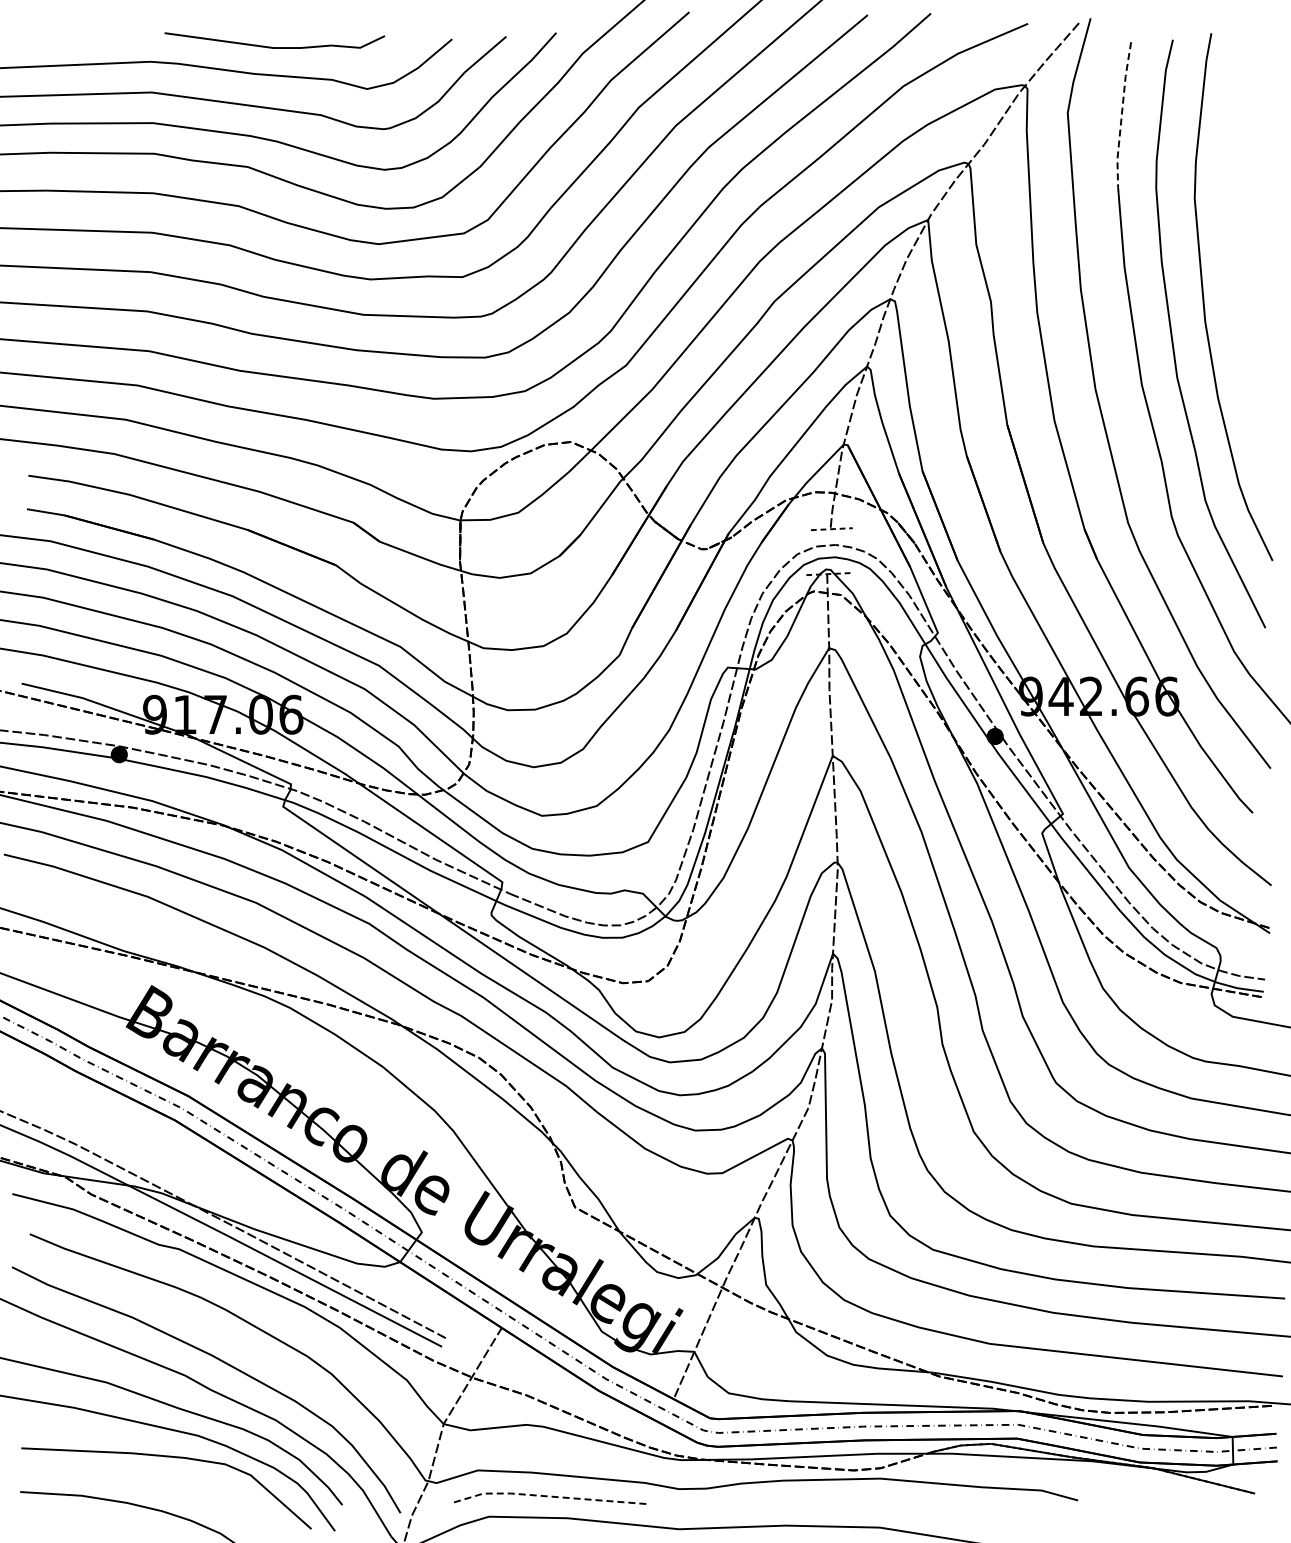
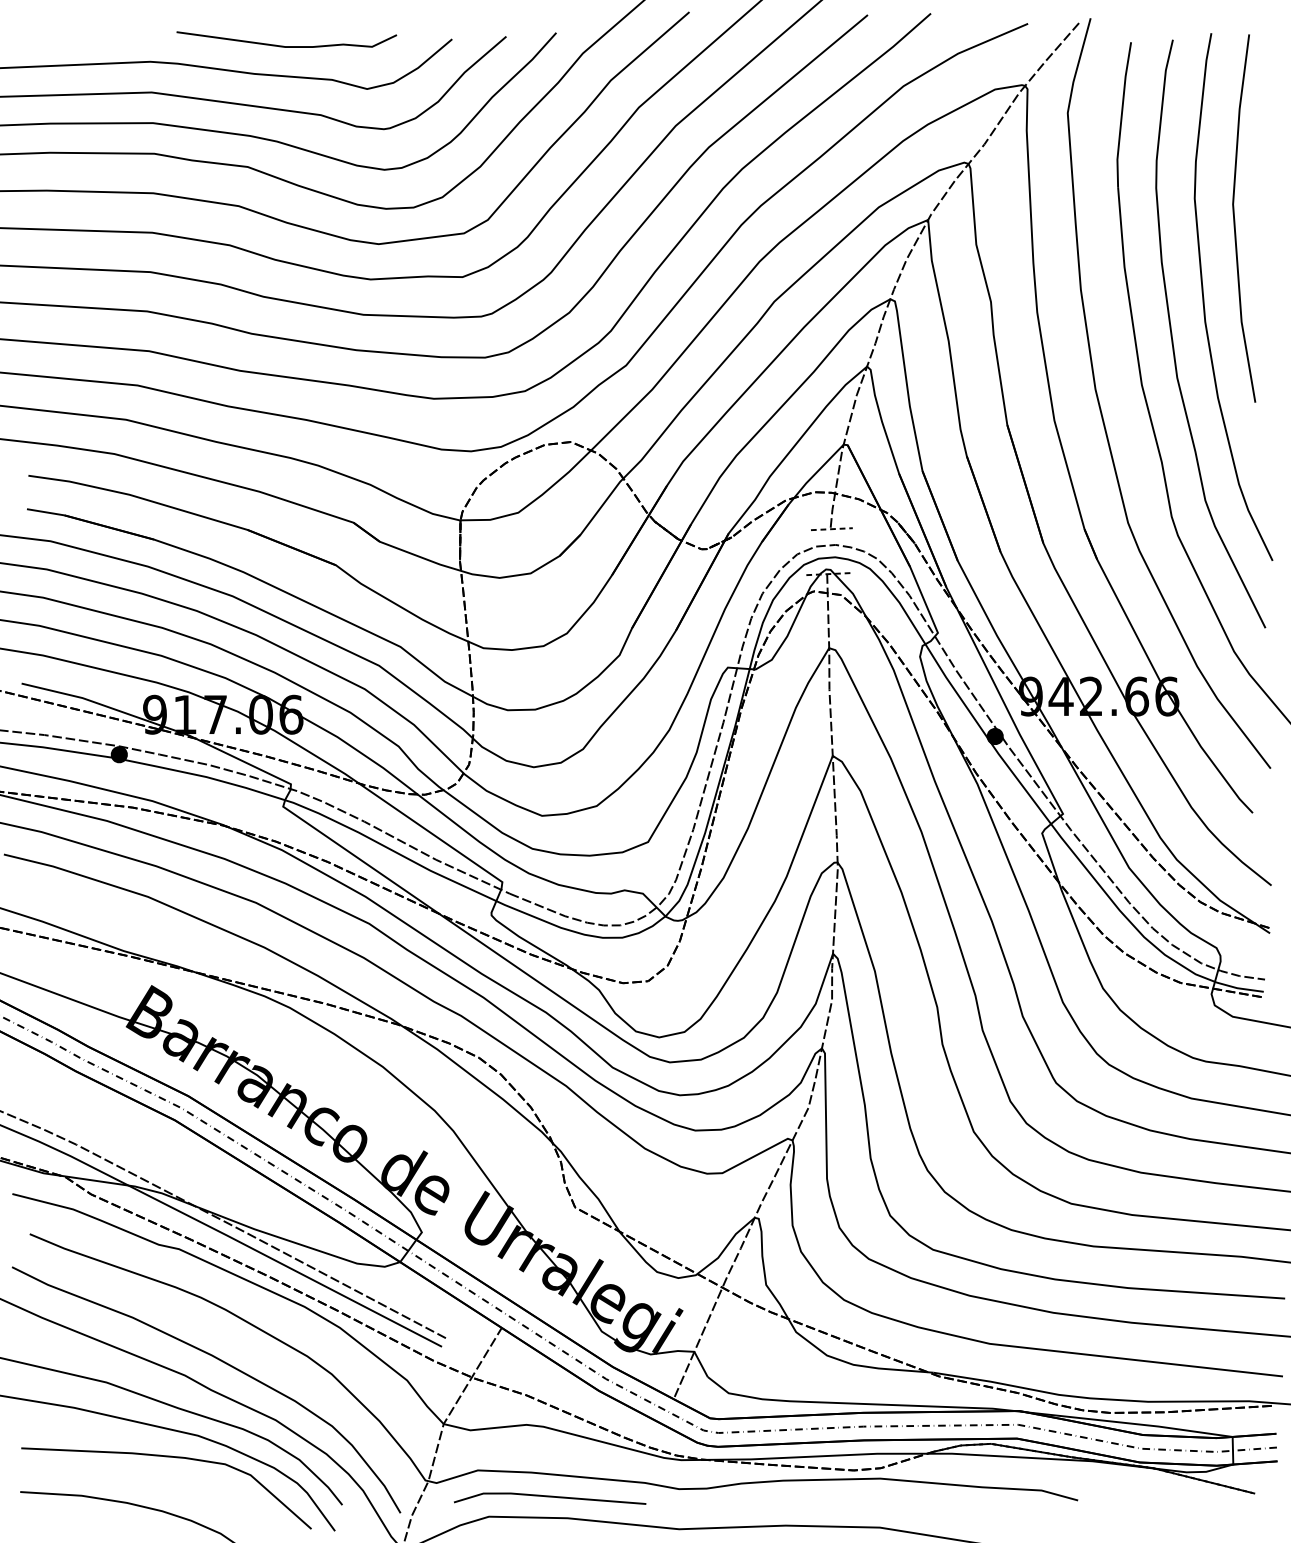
curve position: (271, 46) -> (283, 45) (283, 45)
line: dashed -> solid (1121, 115)
line: none -> present (1235, 219)
line: dashed -> solid (547, 1496)
